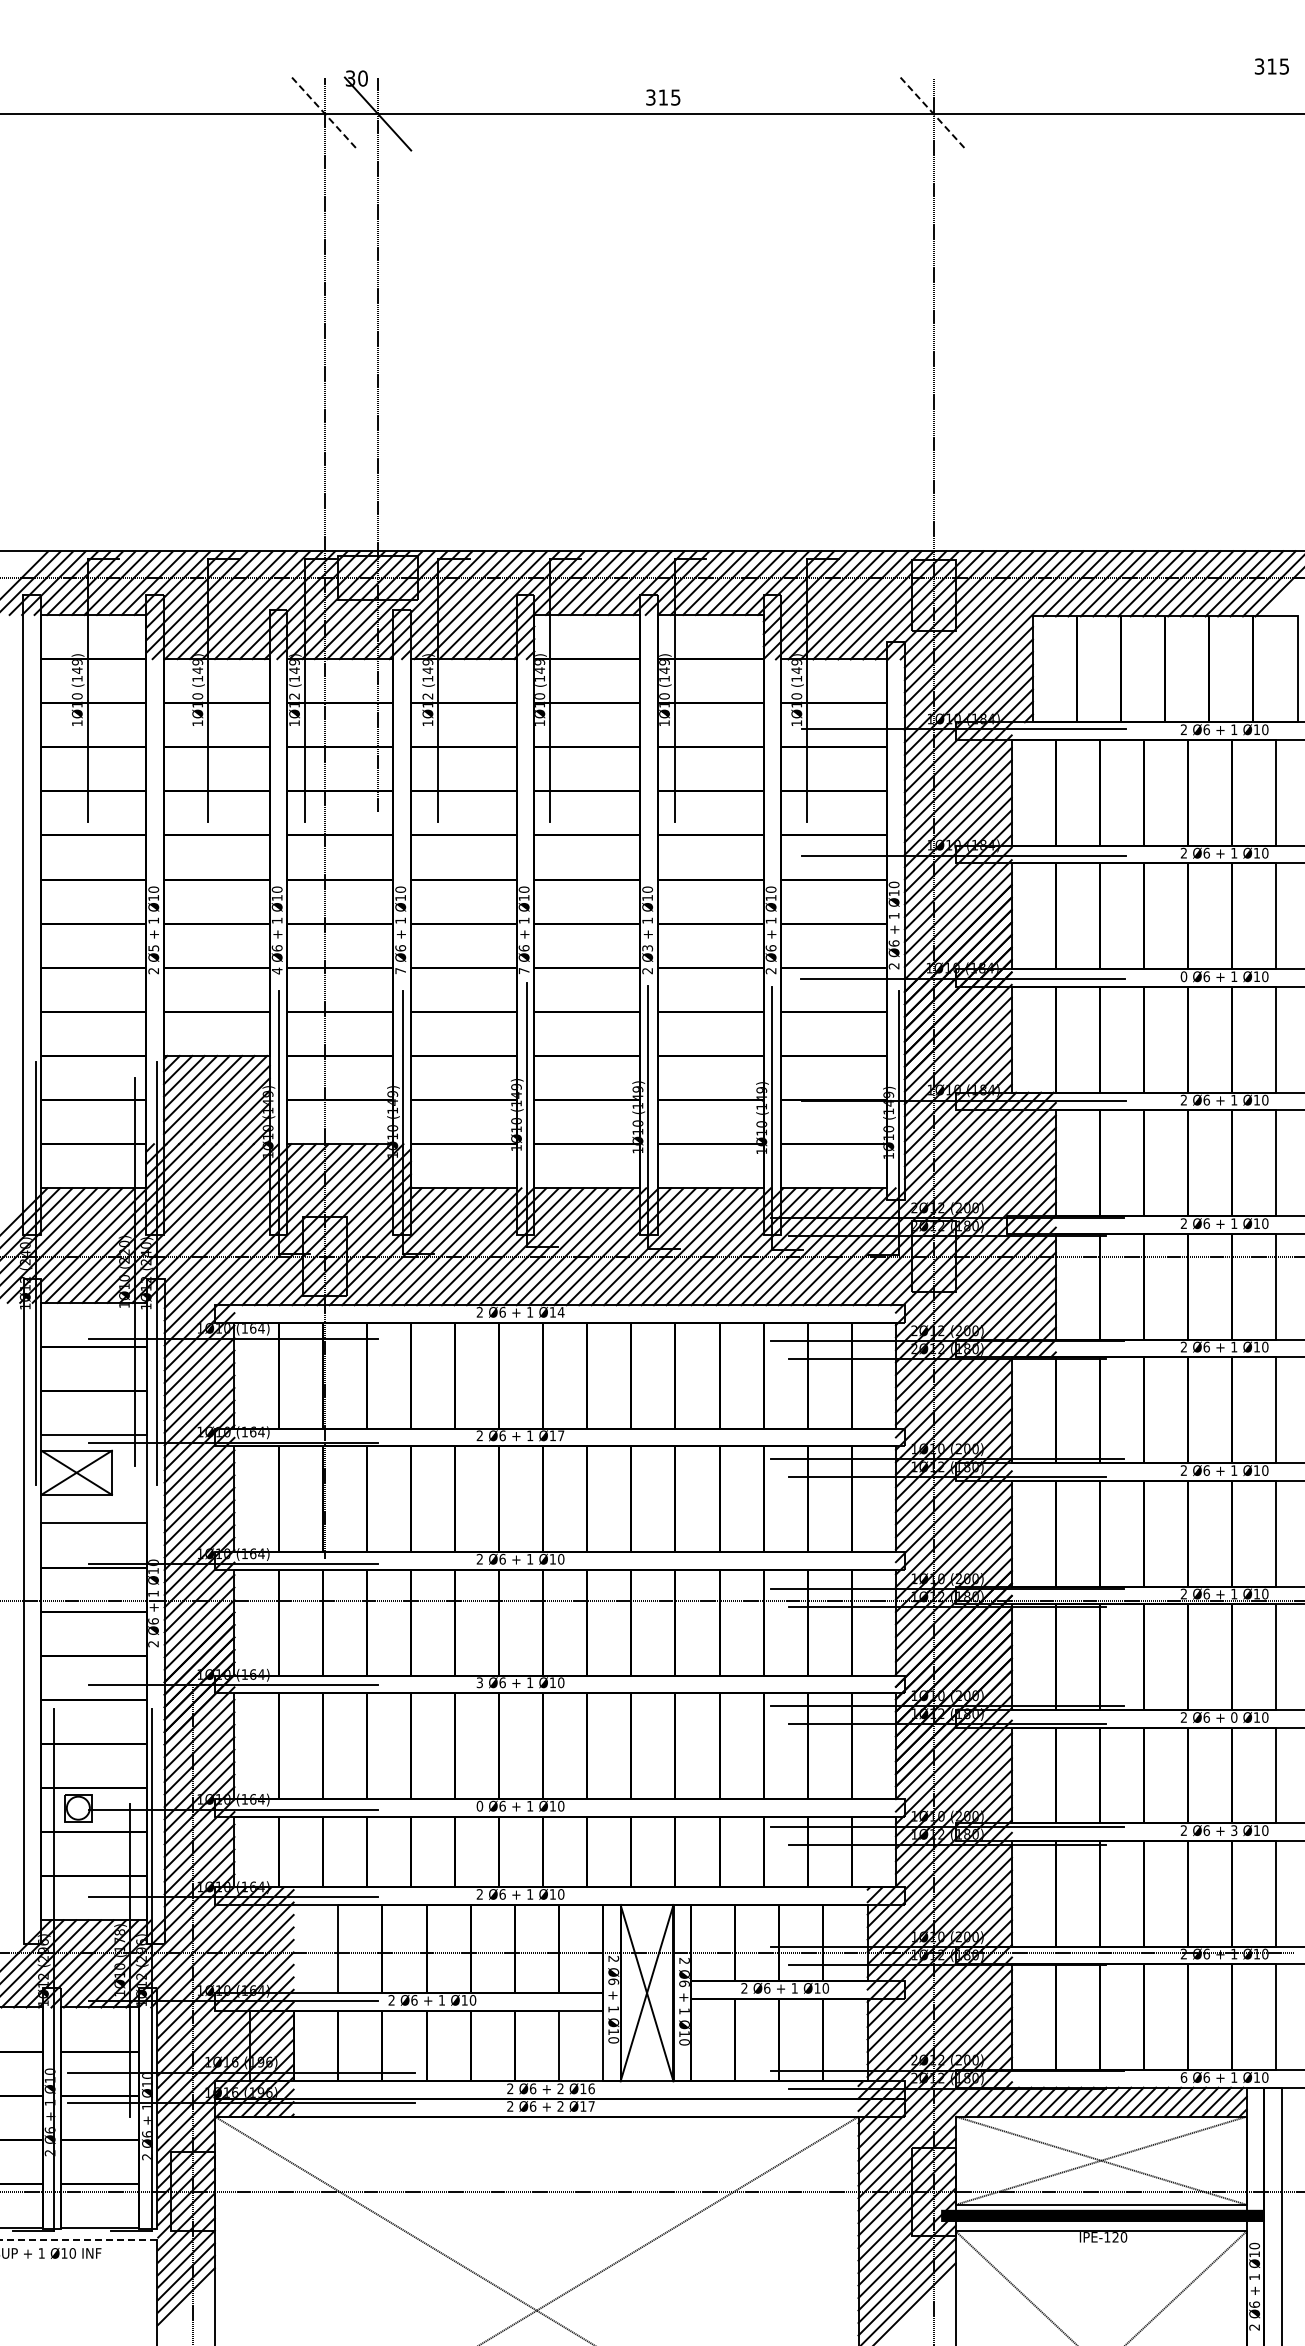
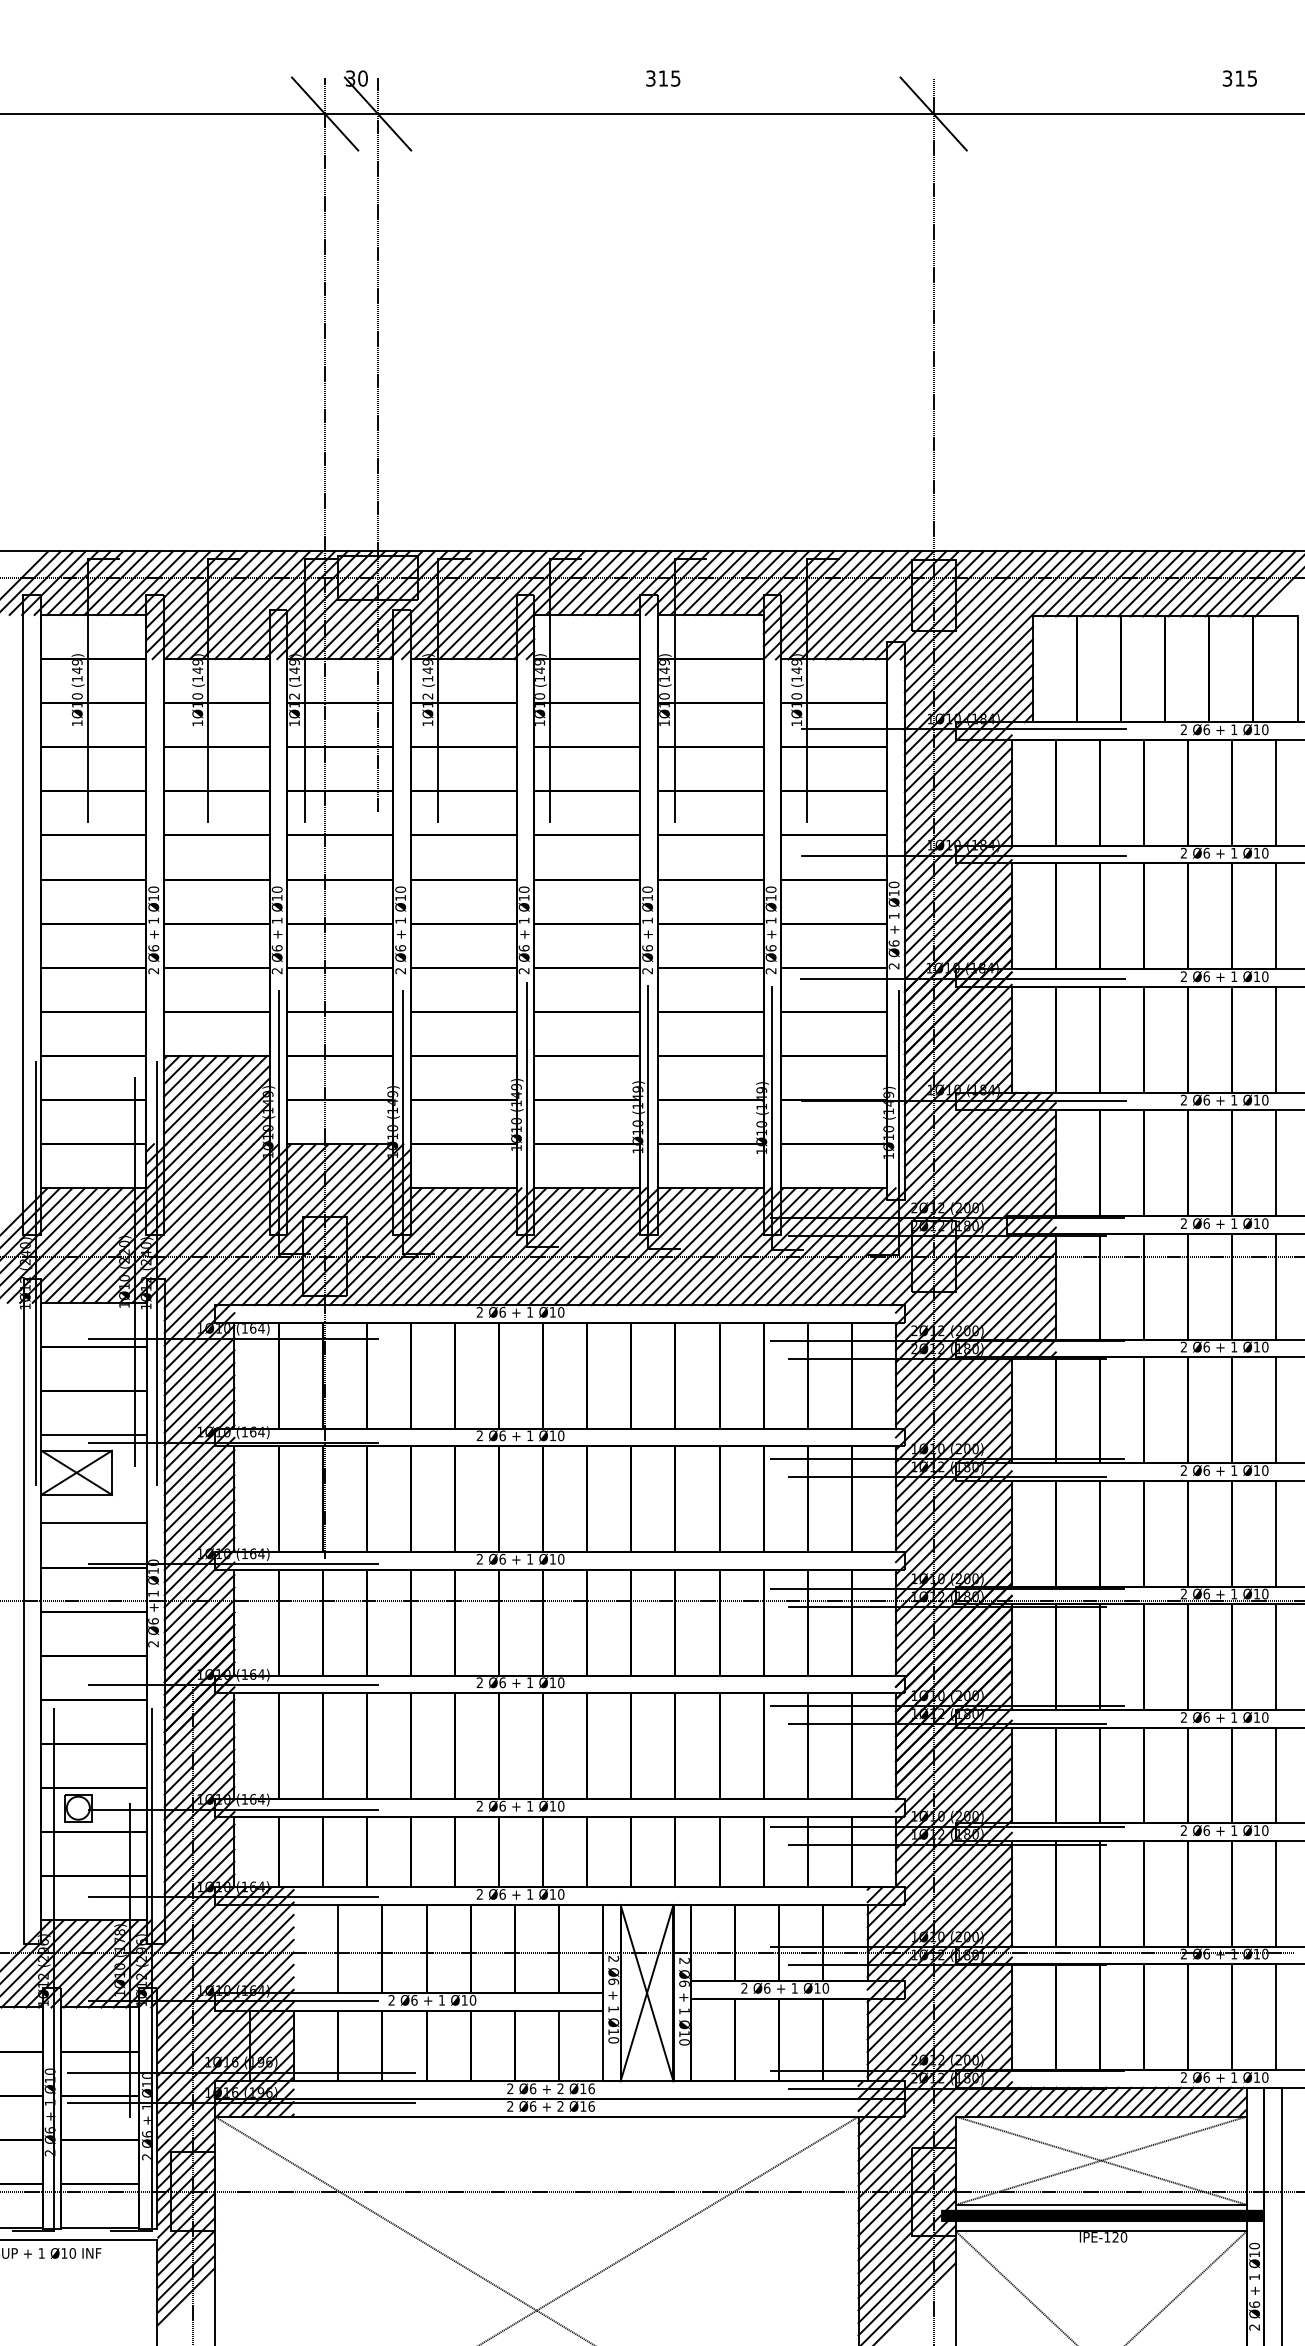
text position: (1271, 66) -> (1239, 78) (1239, 78)
text position: (663, 97) -> (663, 78) (663, 78)
line: dashed -> solid (325, 114)
line: dashed -> solid (934, 114)
text: Ø5 -> Ø6 (153, 948)
text: Ø3 -> Ø6 (647, 948)
text: 4 -> 2 (276, 970)
text: 7 -> 2 (400, 971)
text: 7 -> 2 (523, 971)
text: 0 -> 2 (1183, 976)
text: Ø14 -> Ø10 (560, 1312)
text: Ø17 -> Ø10 (561, 1435)
text: 3 -> 2 (479, 1683)
text: 0 -> 1 (1234, 1717)
text: 0 -> 2 (479, 1805)
text: 3 -> 1 (1234, 1830)
text: 6 -> 2 (1183, 2077)
text: Ø17 -> Ø16 (591, 2106)
line: dashed -> solid (79, 2240)
